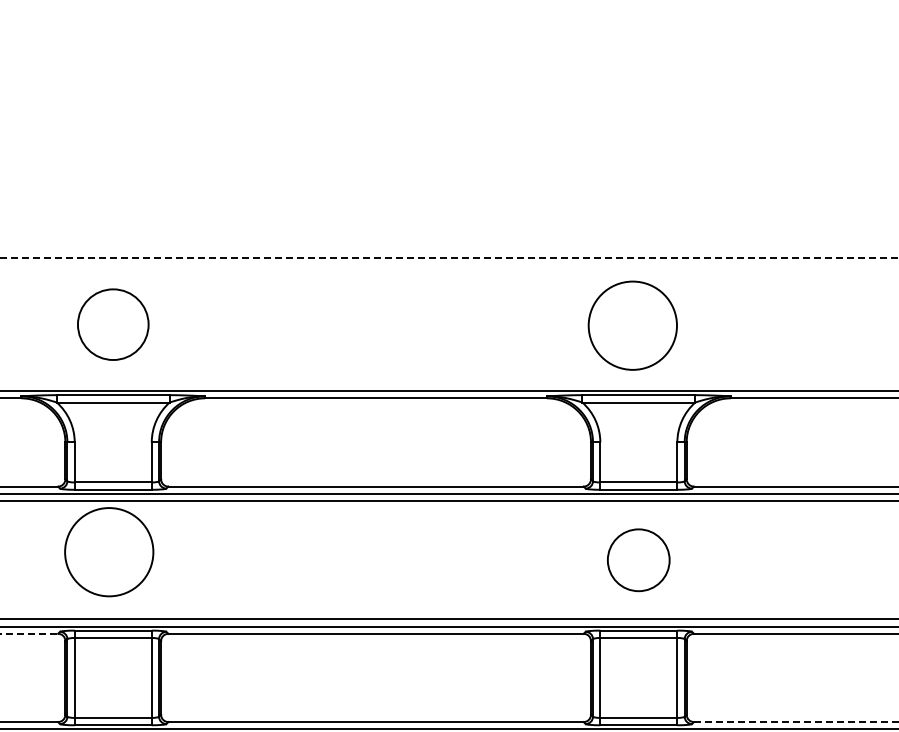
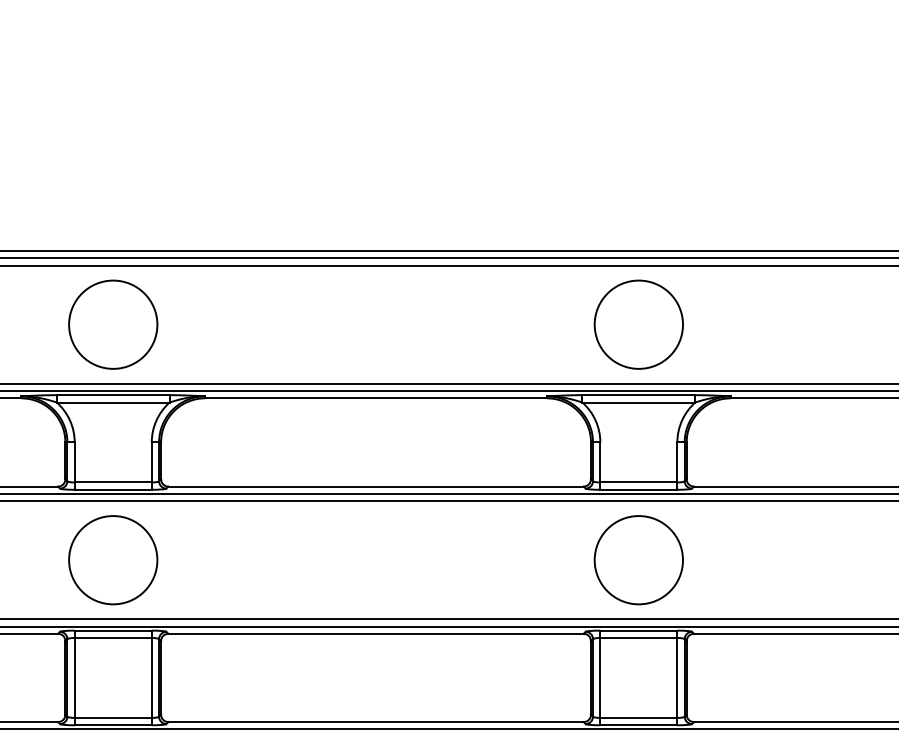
line: none -> present (448, 251)
line: dashed -> solid (449, 258)
line: none -> present (448, 265)
circle size: 73x73 px -> 91x91 px (113, 324)
circle position: (632, 325) -> (638, 324) (638, 324)
line: none -> present (448, 383)
circle position: (109, 552) -> (113, 560) (113, 560)
circle size: 64x65 px -> 91x91 px (638, 560)
line: dashed -> solid (29, 633)
line: dashed -> solid (796, 722)
